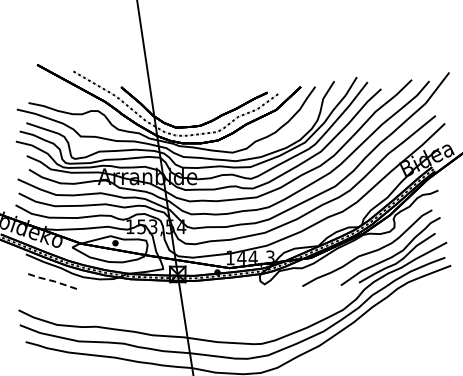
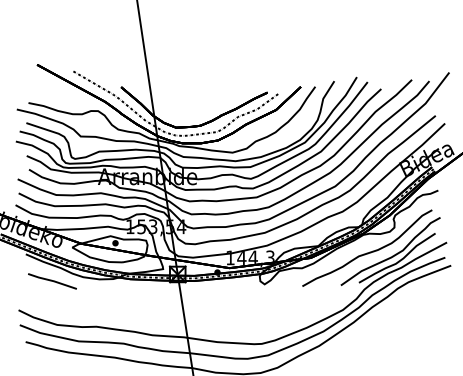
line: dashed -> solid (52, 280)
